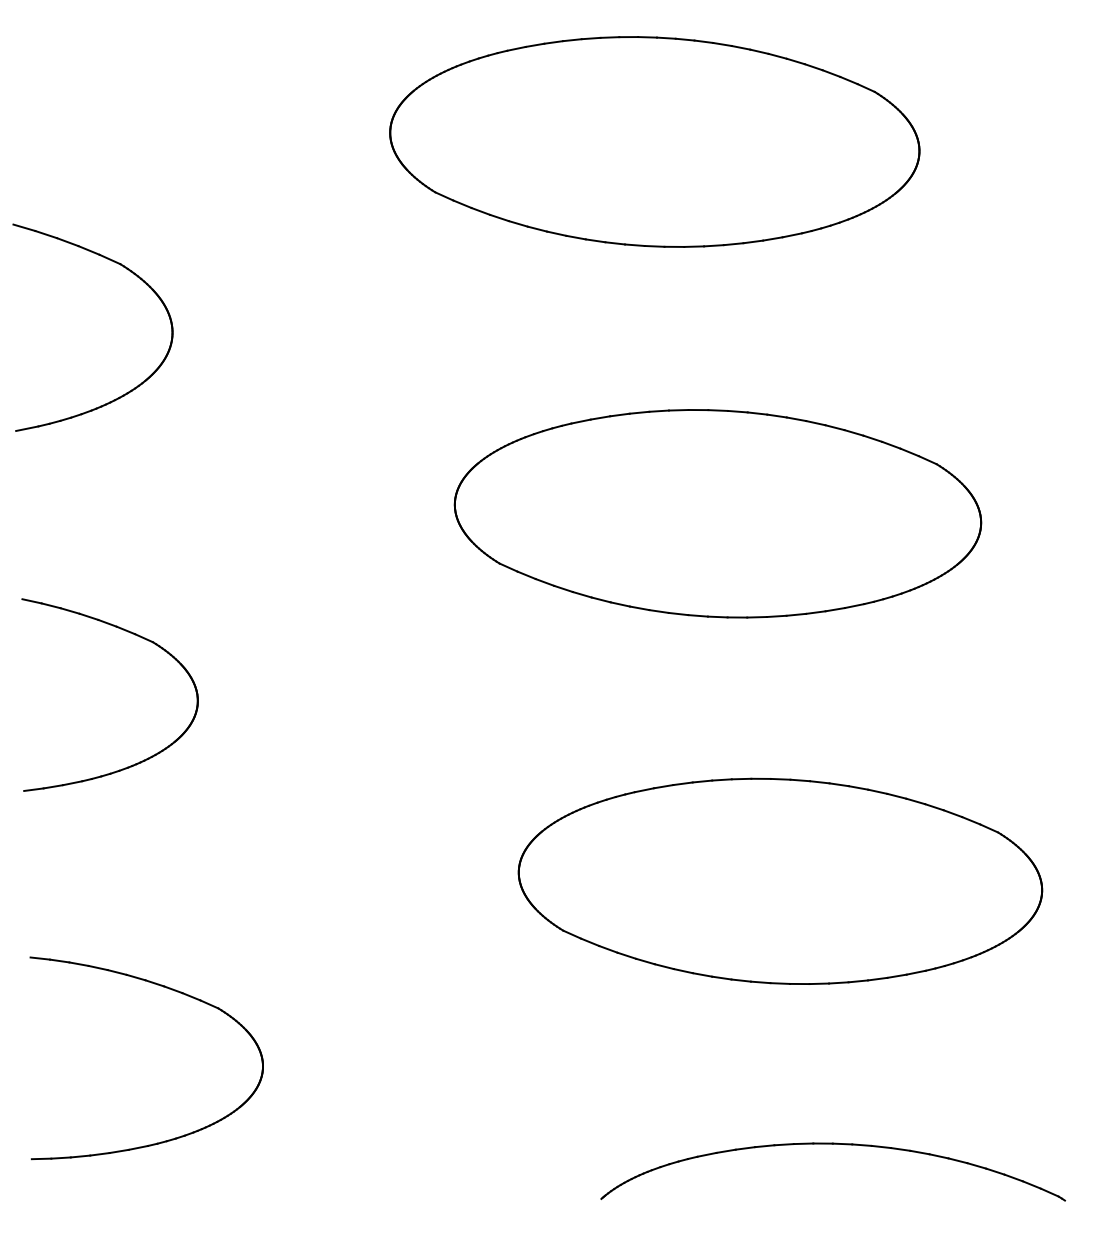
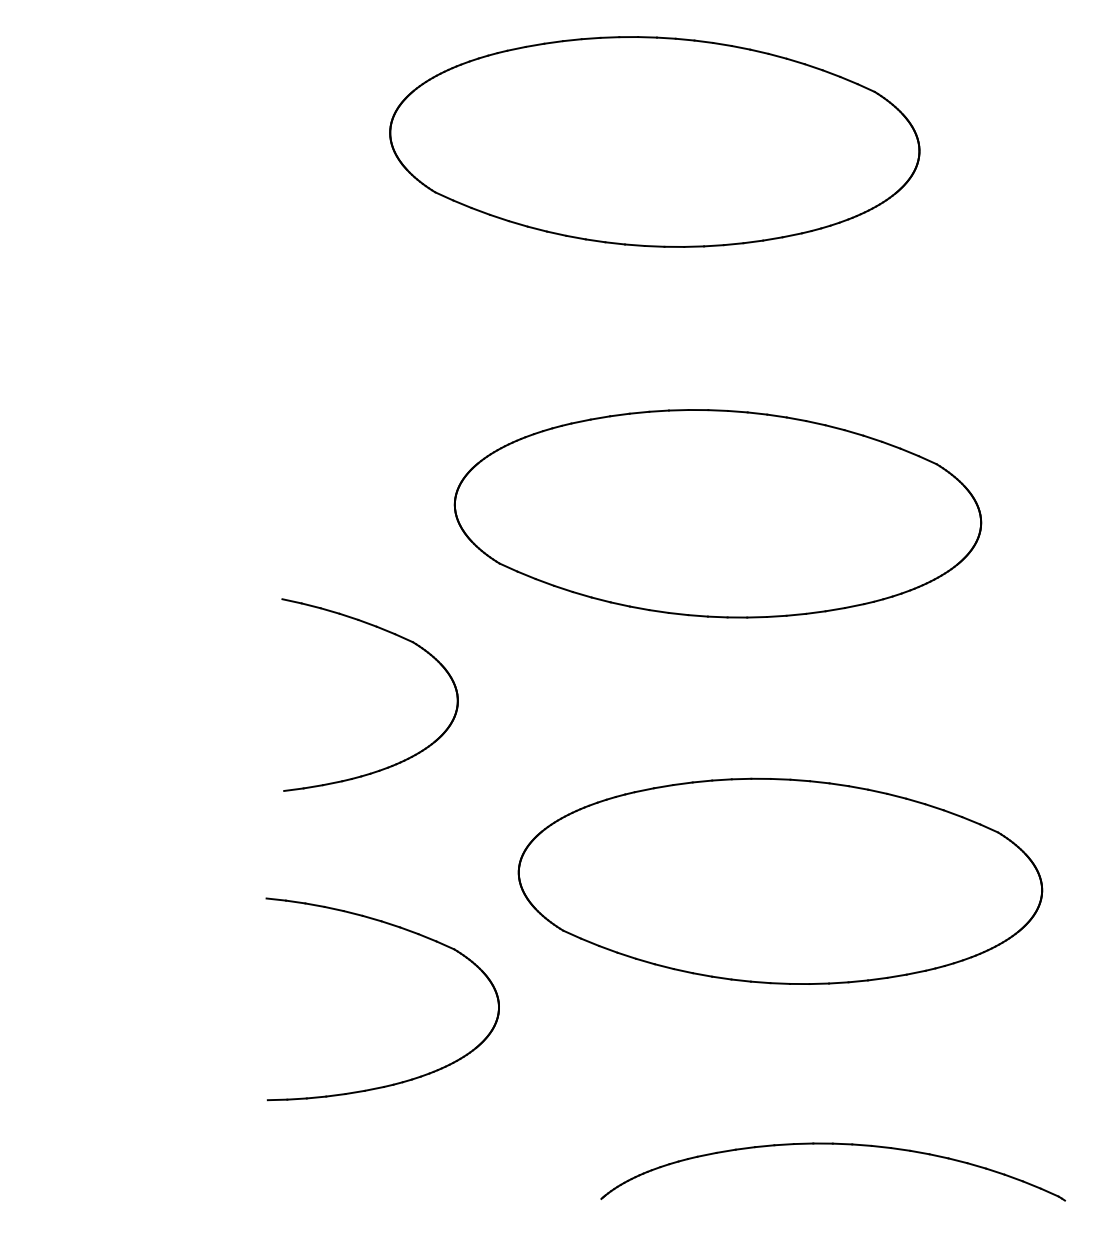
part: present -> none (130, 272)
part position: (132, 634) -> (392, 634) (392, 634)
part position: (171, 990) -> (407, 931) (407, 931)
